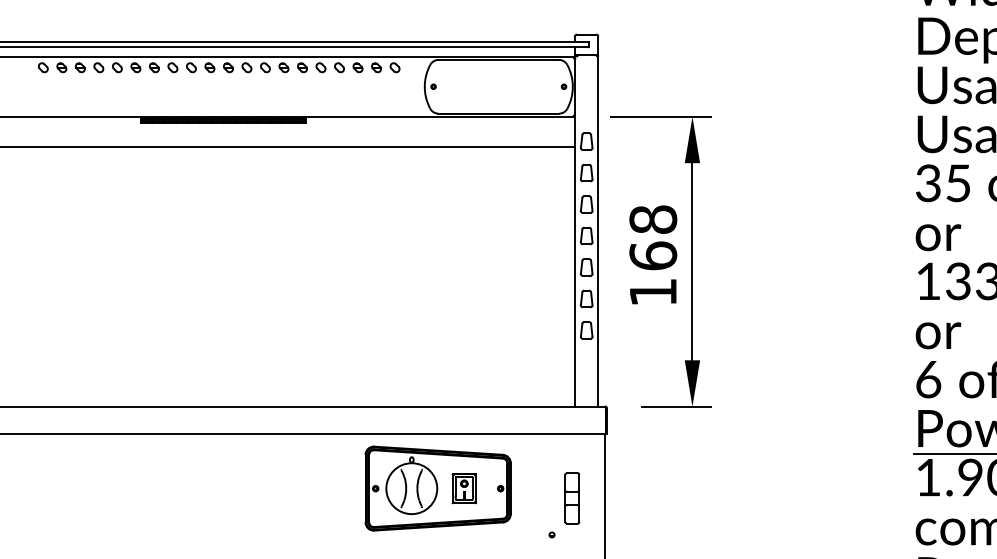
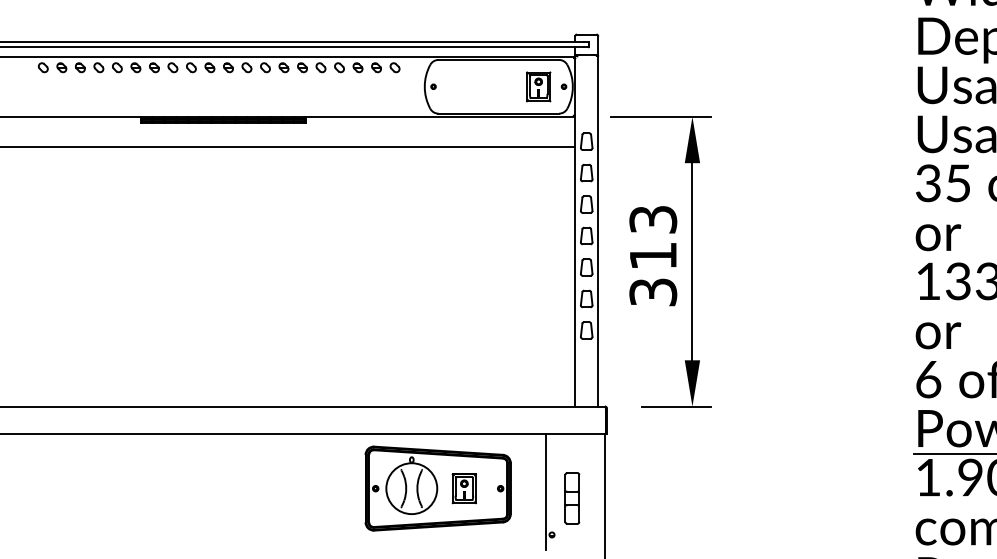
part: none -> present (538, 86)
text: 168 -> 313 (653, 255)
line: none -> present (546, 491)
